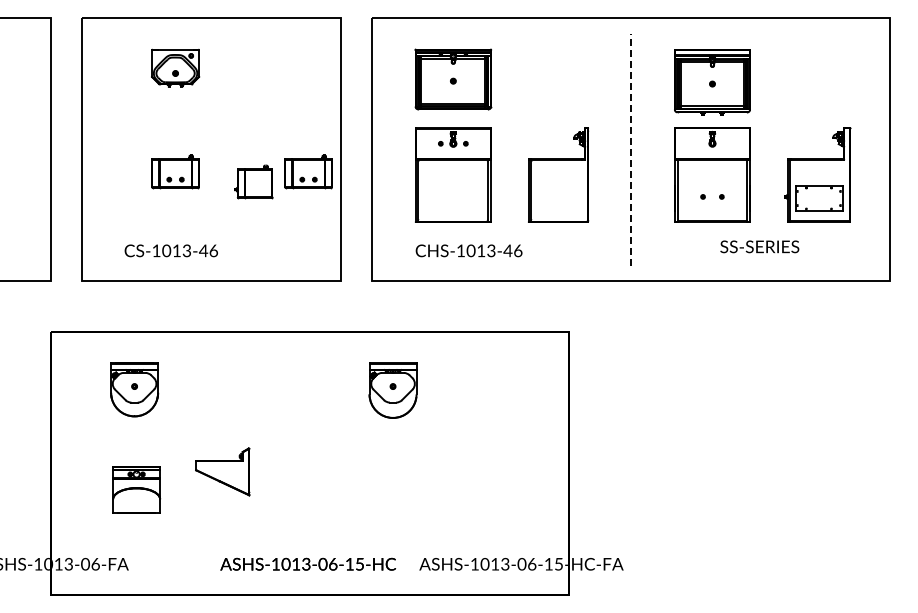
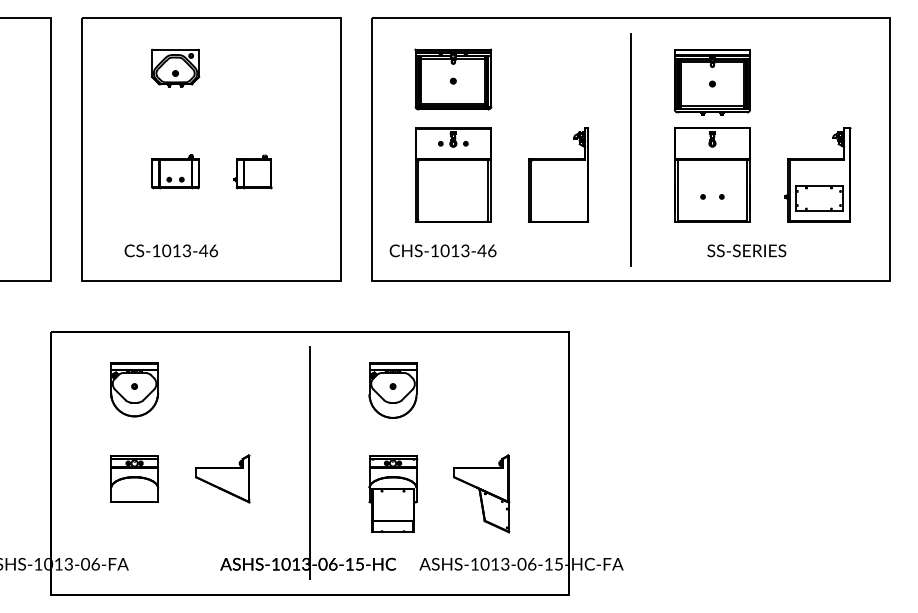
line: dashed -> solid (631, 149)
part: present -> none (308, 171)
part position: (253, 181) -> (252, 171) (252, 171)
text position: (759, 246) -> (746, 250) (746, 250)
text position: (468, 250) -> (442, 250) (442, 250)
line: none -> present (309, 463)
part position: (222, 471) -> (222, 478) (222, 478)
part position: (136, 489) -> (134, 478) (134, 478)
part: none -> present (481, 493)
part: none -> present (393, 494)
